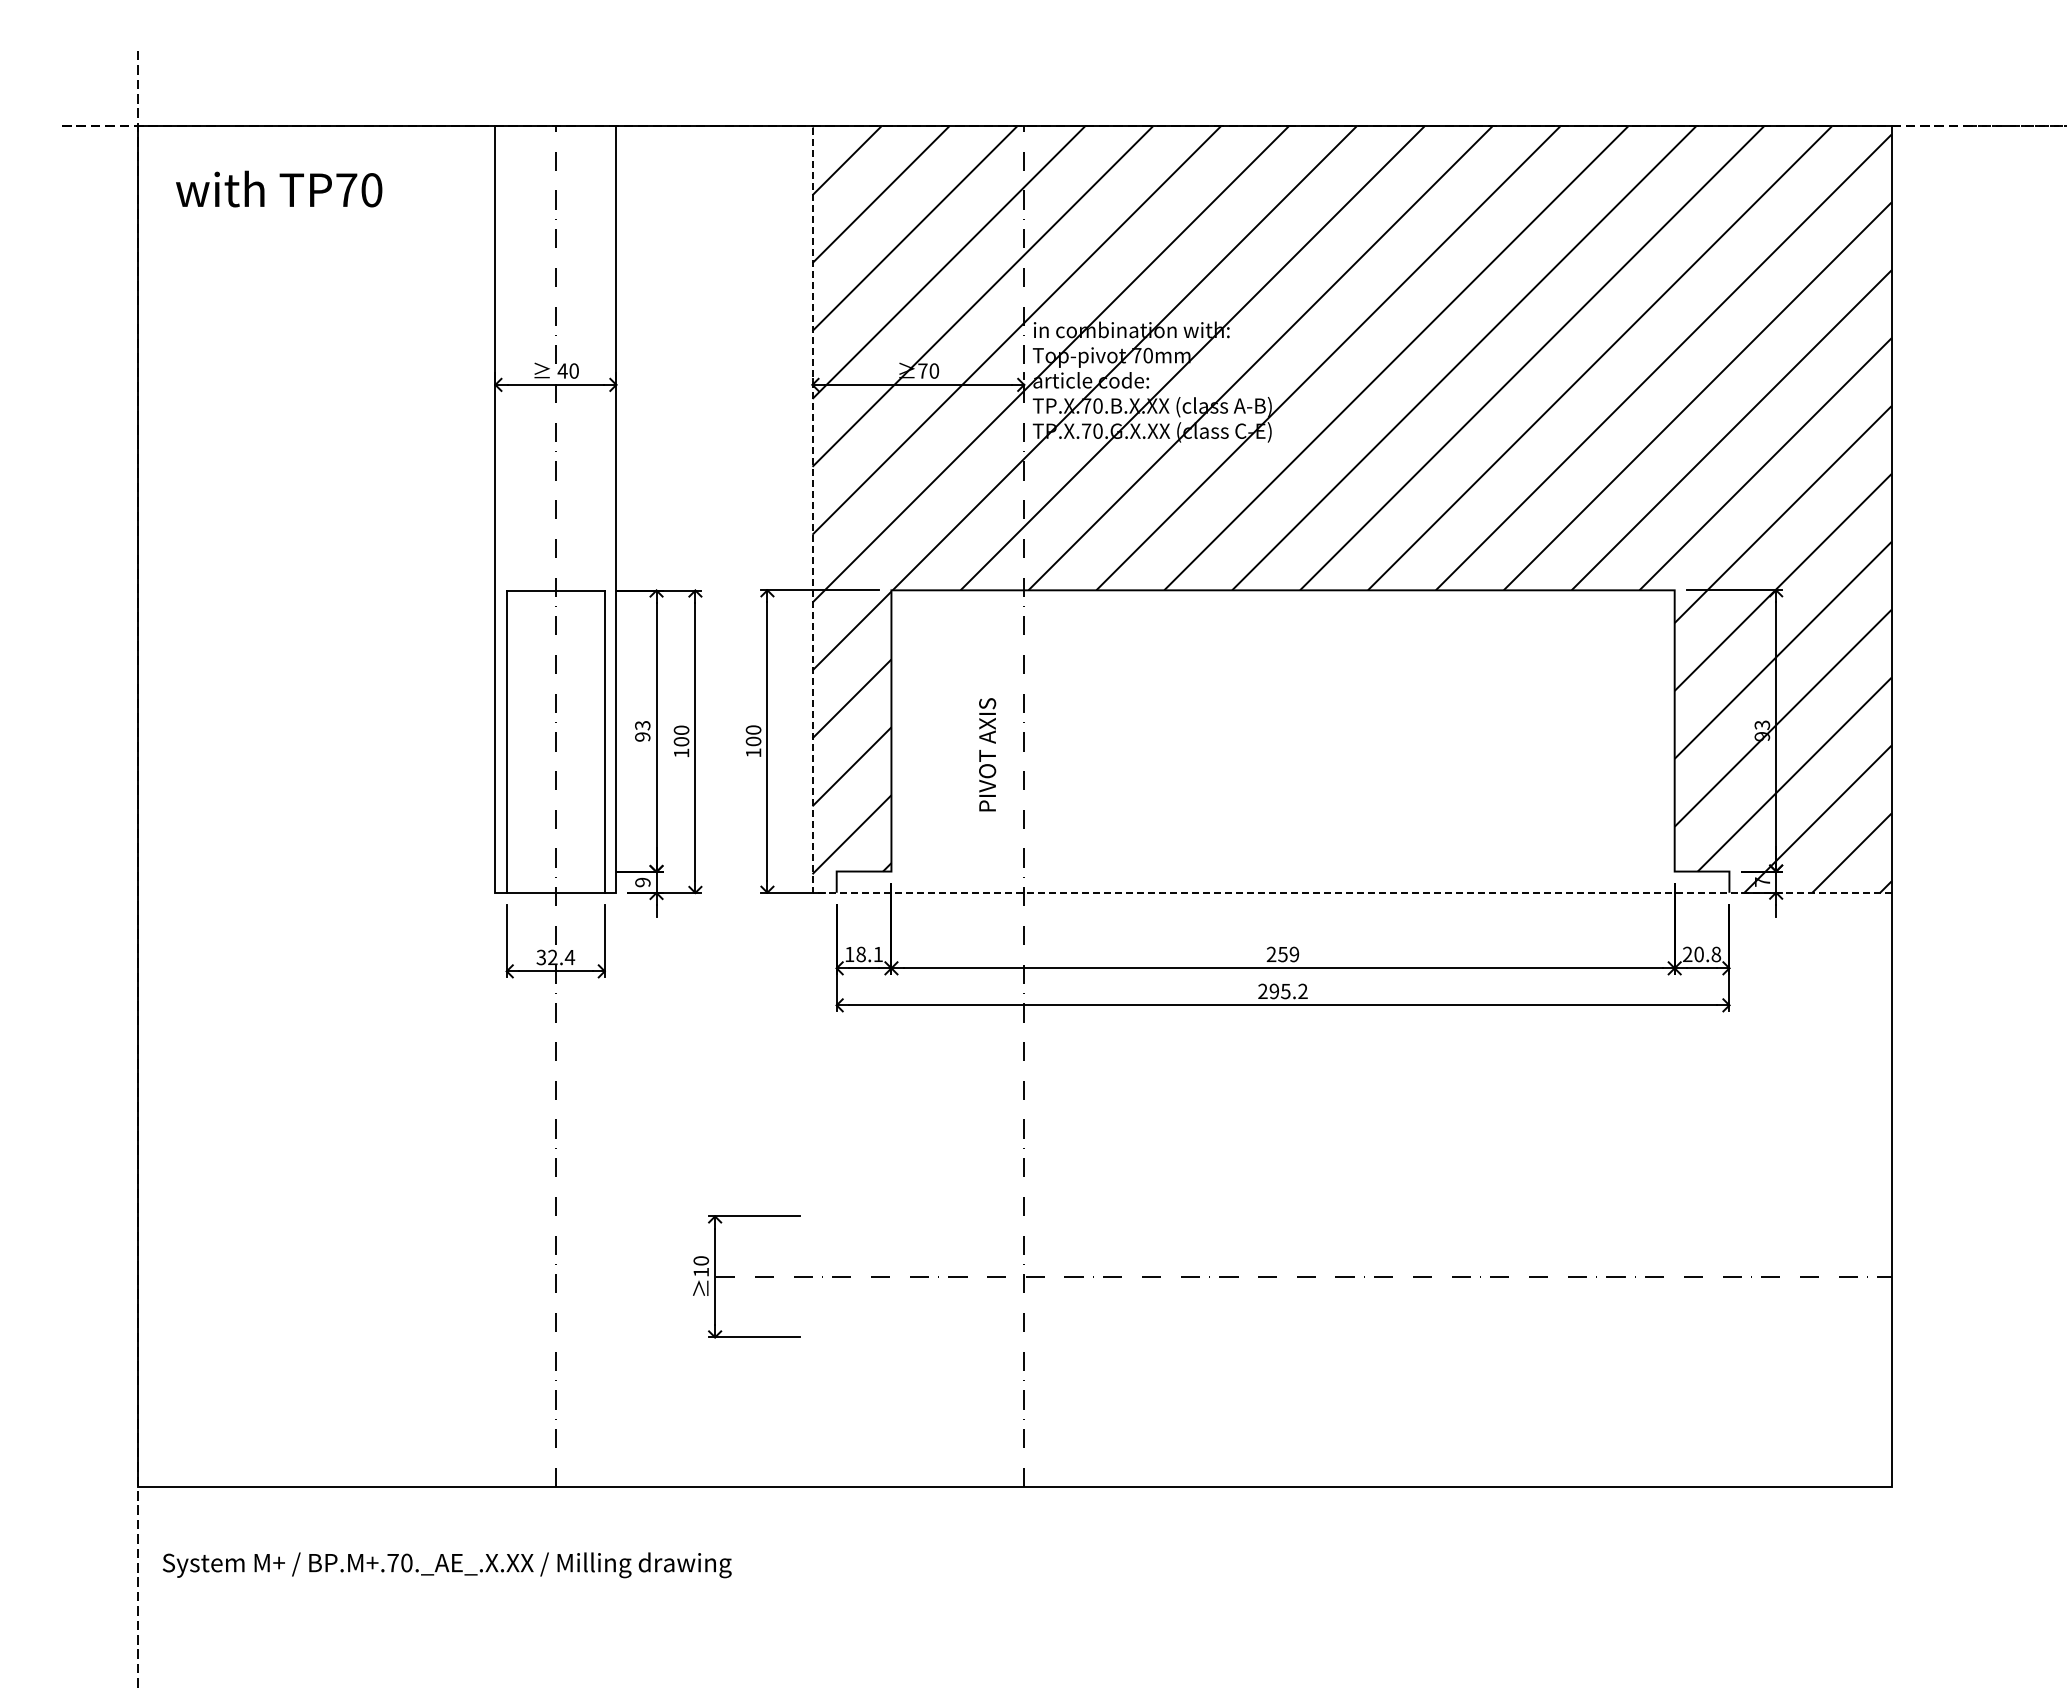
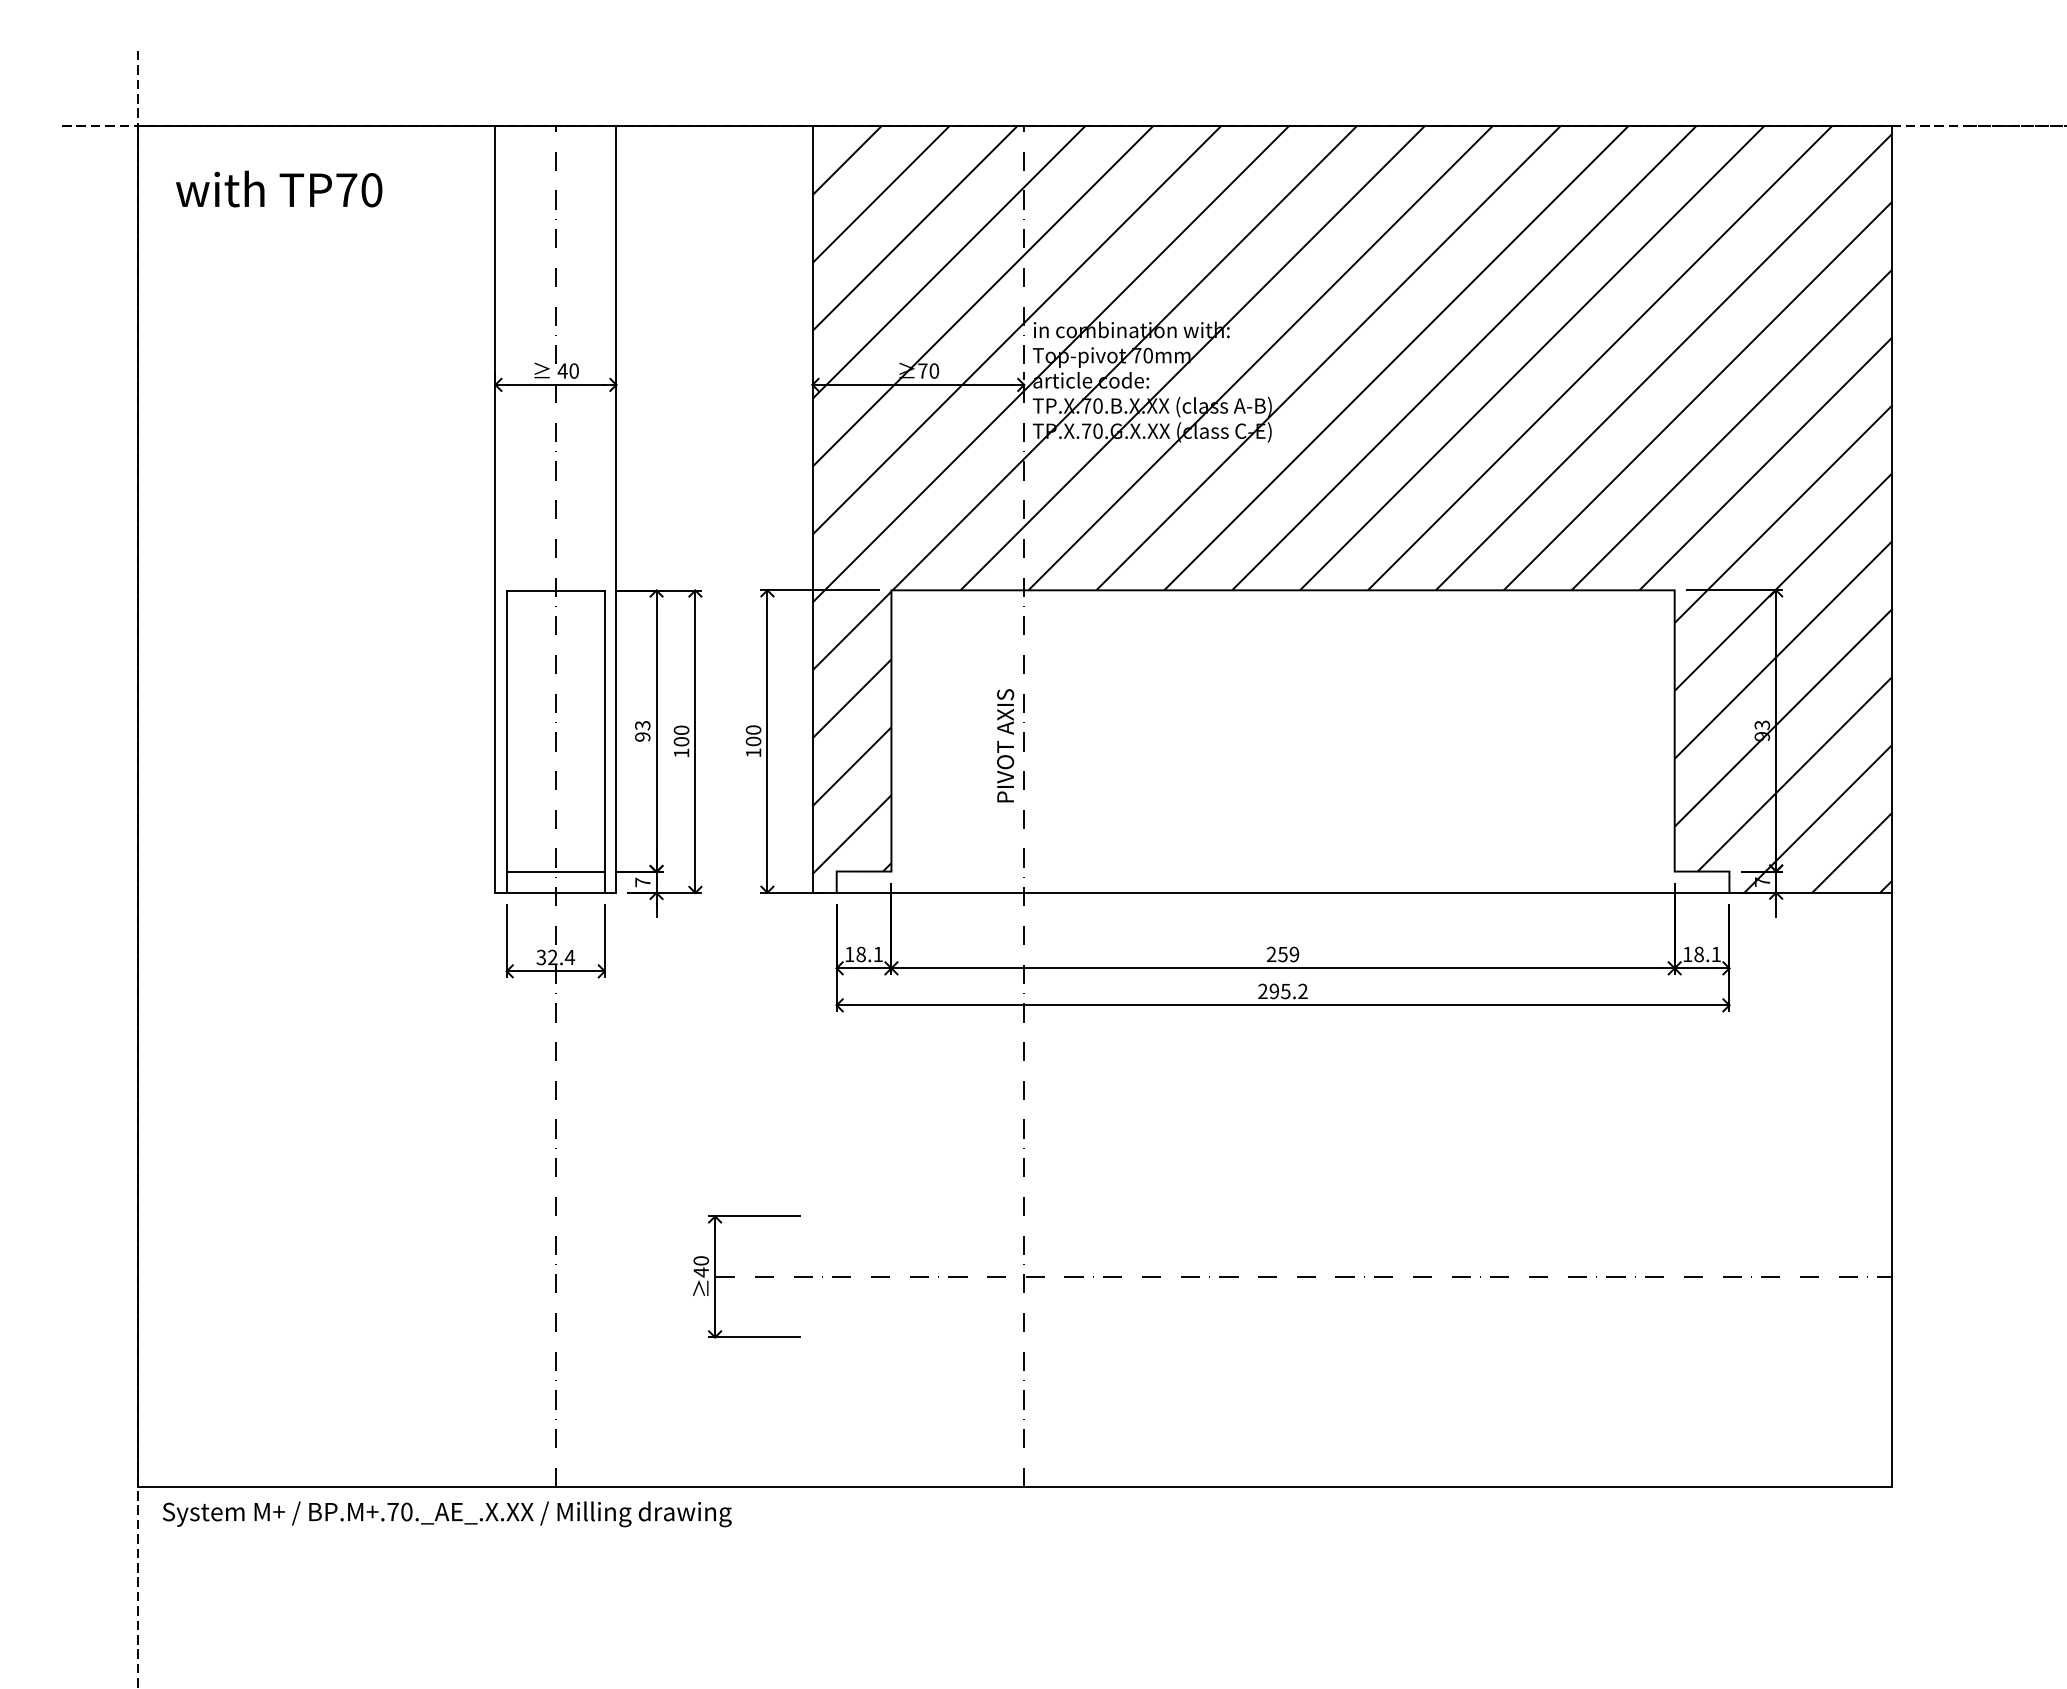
text position: (987, 754) -> (1005, 745) (1005, 745)
line: none -> present (555, 872)
text: 9 -> 7 (642, 882)
line: dashed -> solid (968, 892)
text: 20.8 -> 18.1 (1702, 954)
text: 10 -> 40 (700, 1272)
text position: (446, 1565) -> (446, 1514) (446, 1514)
